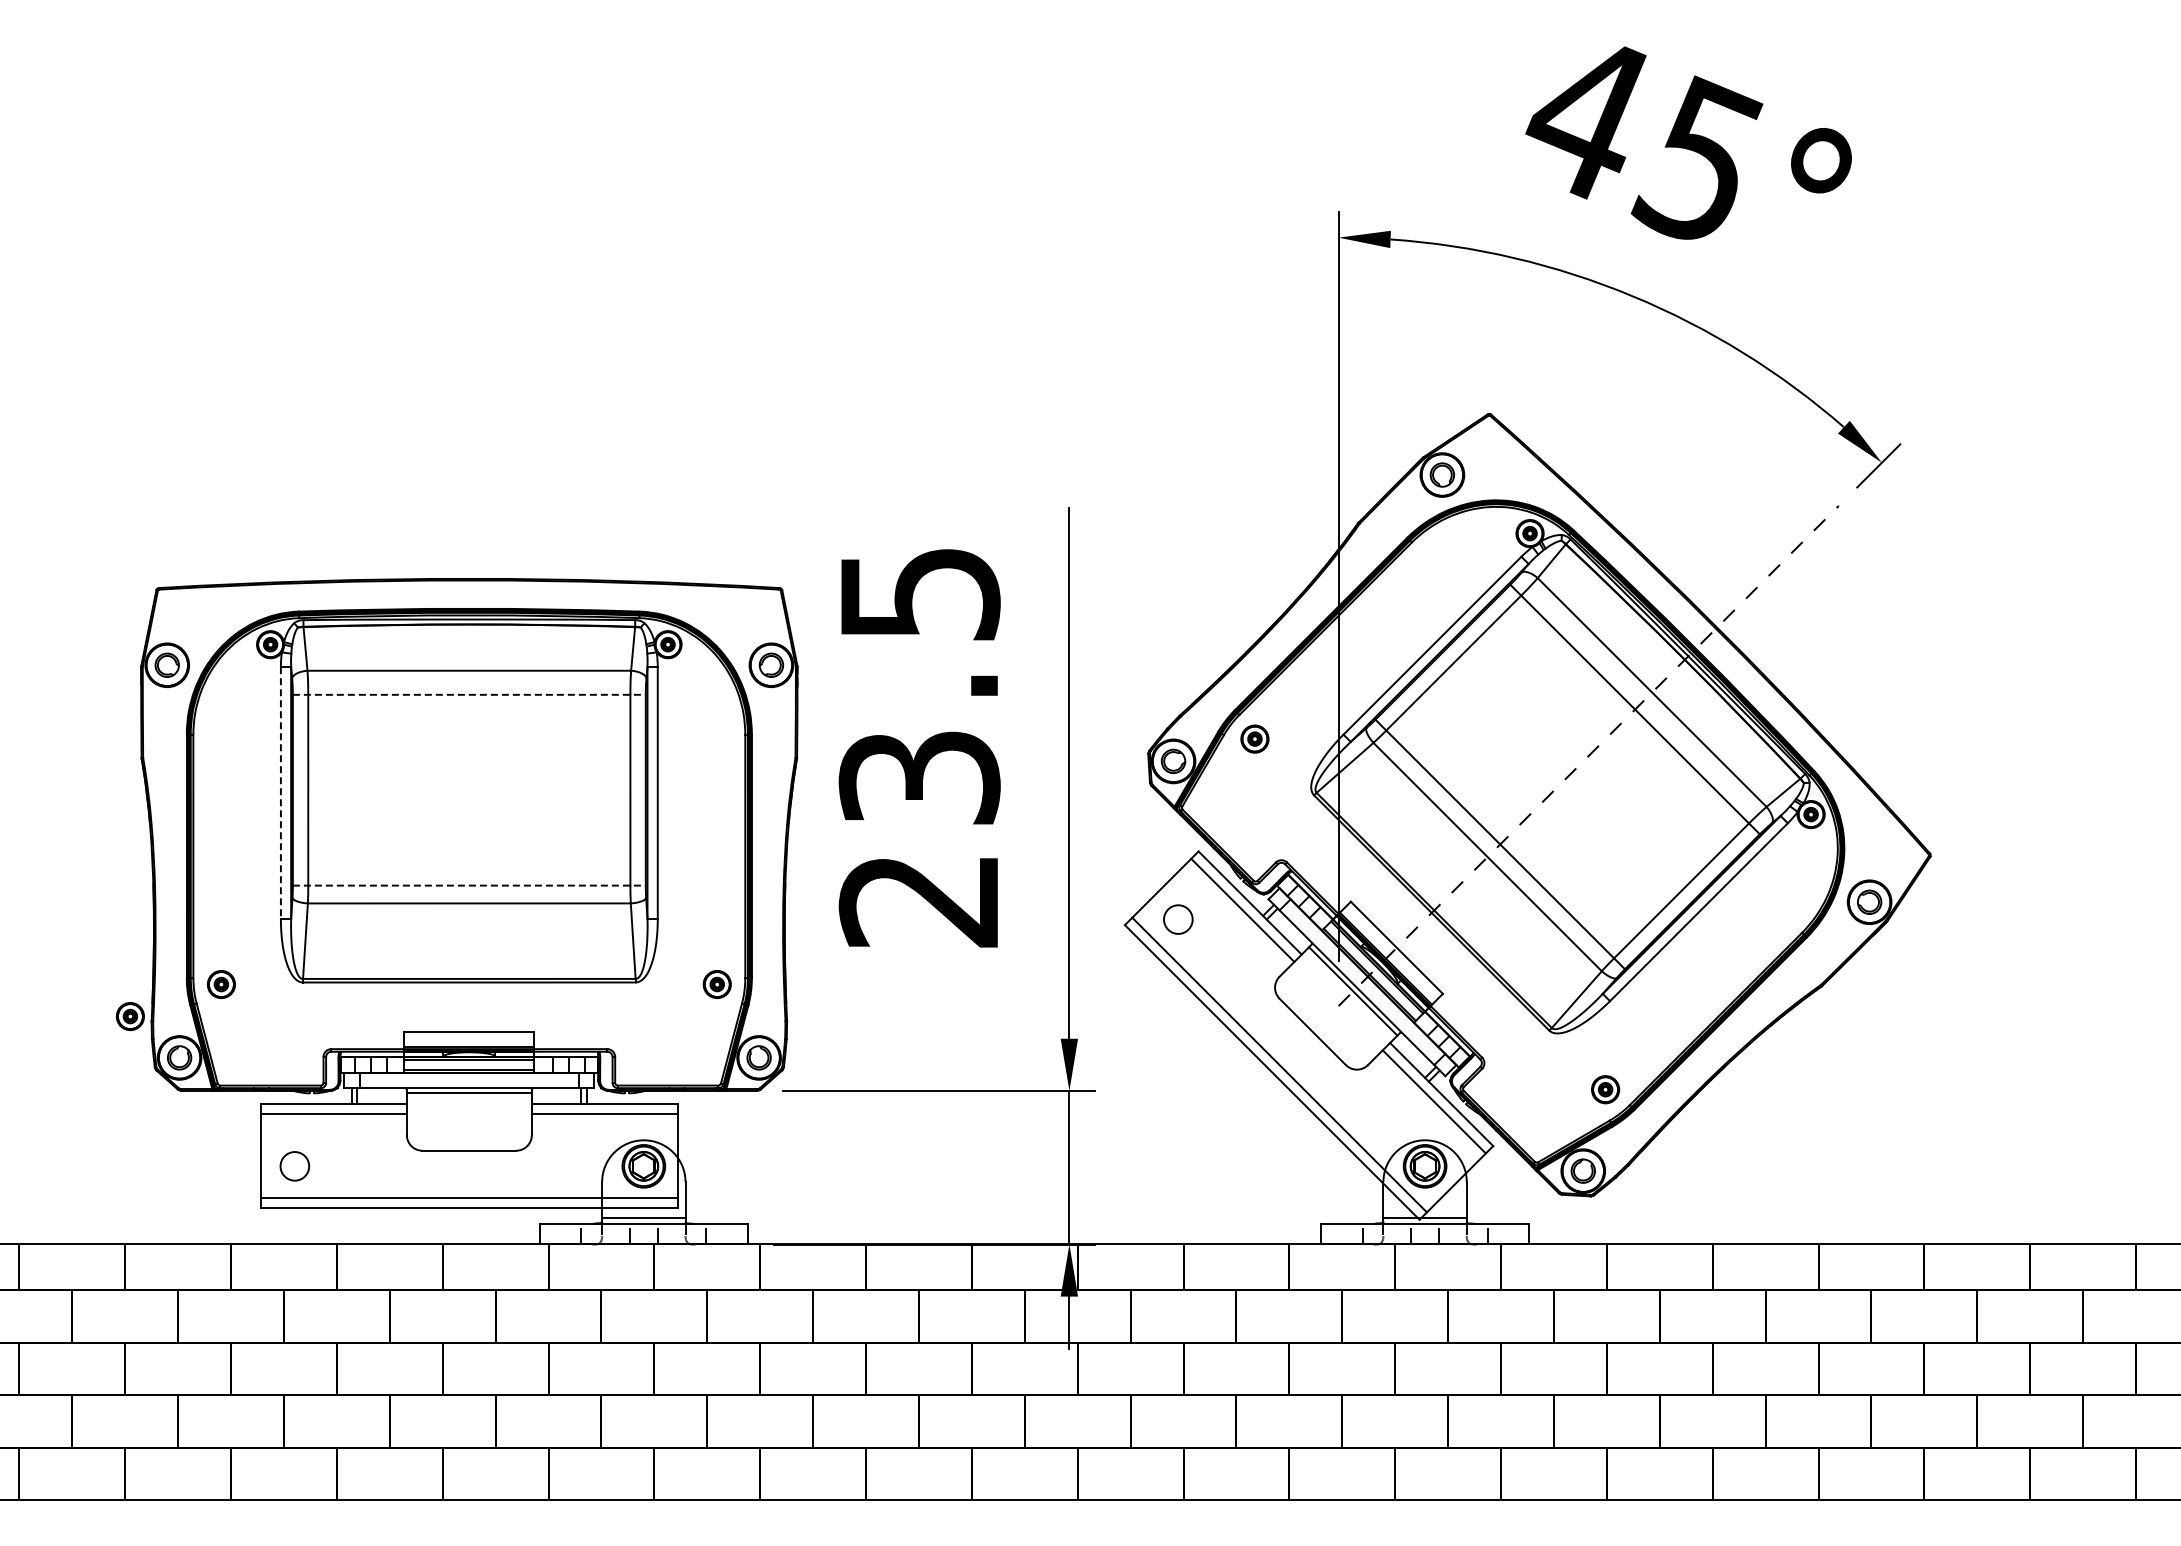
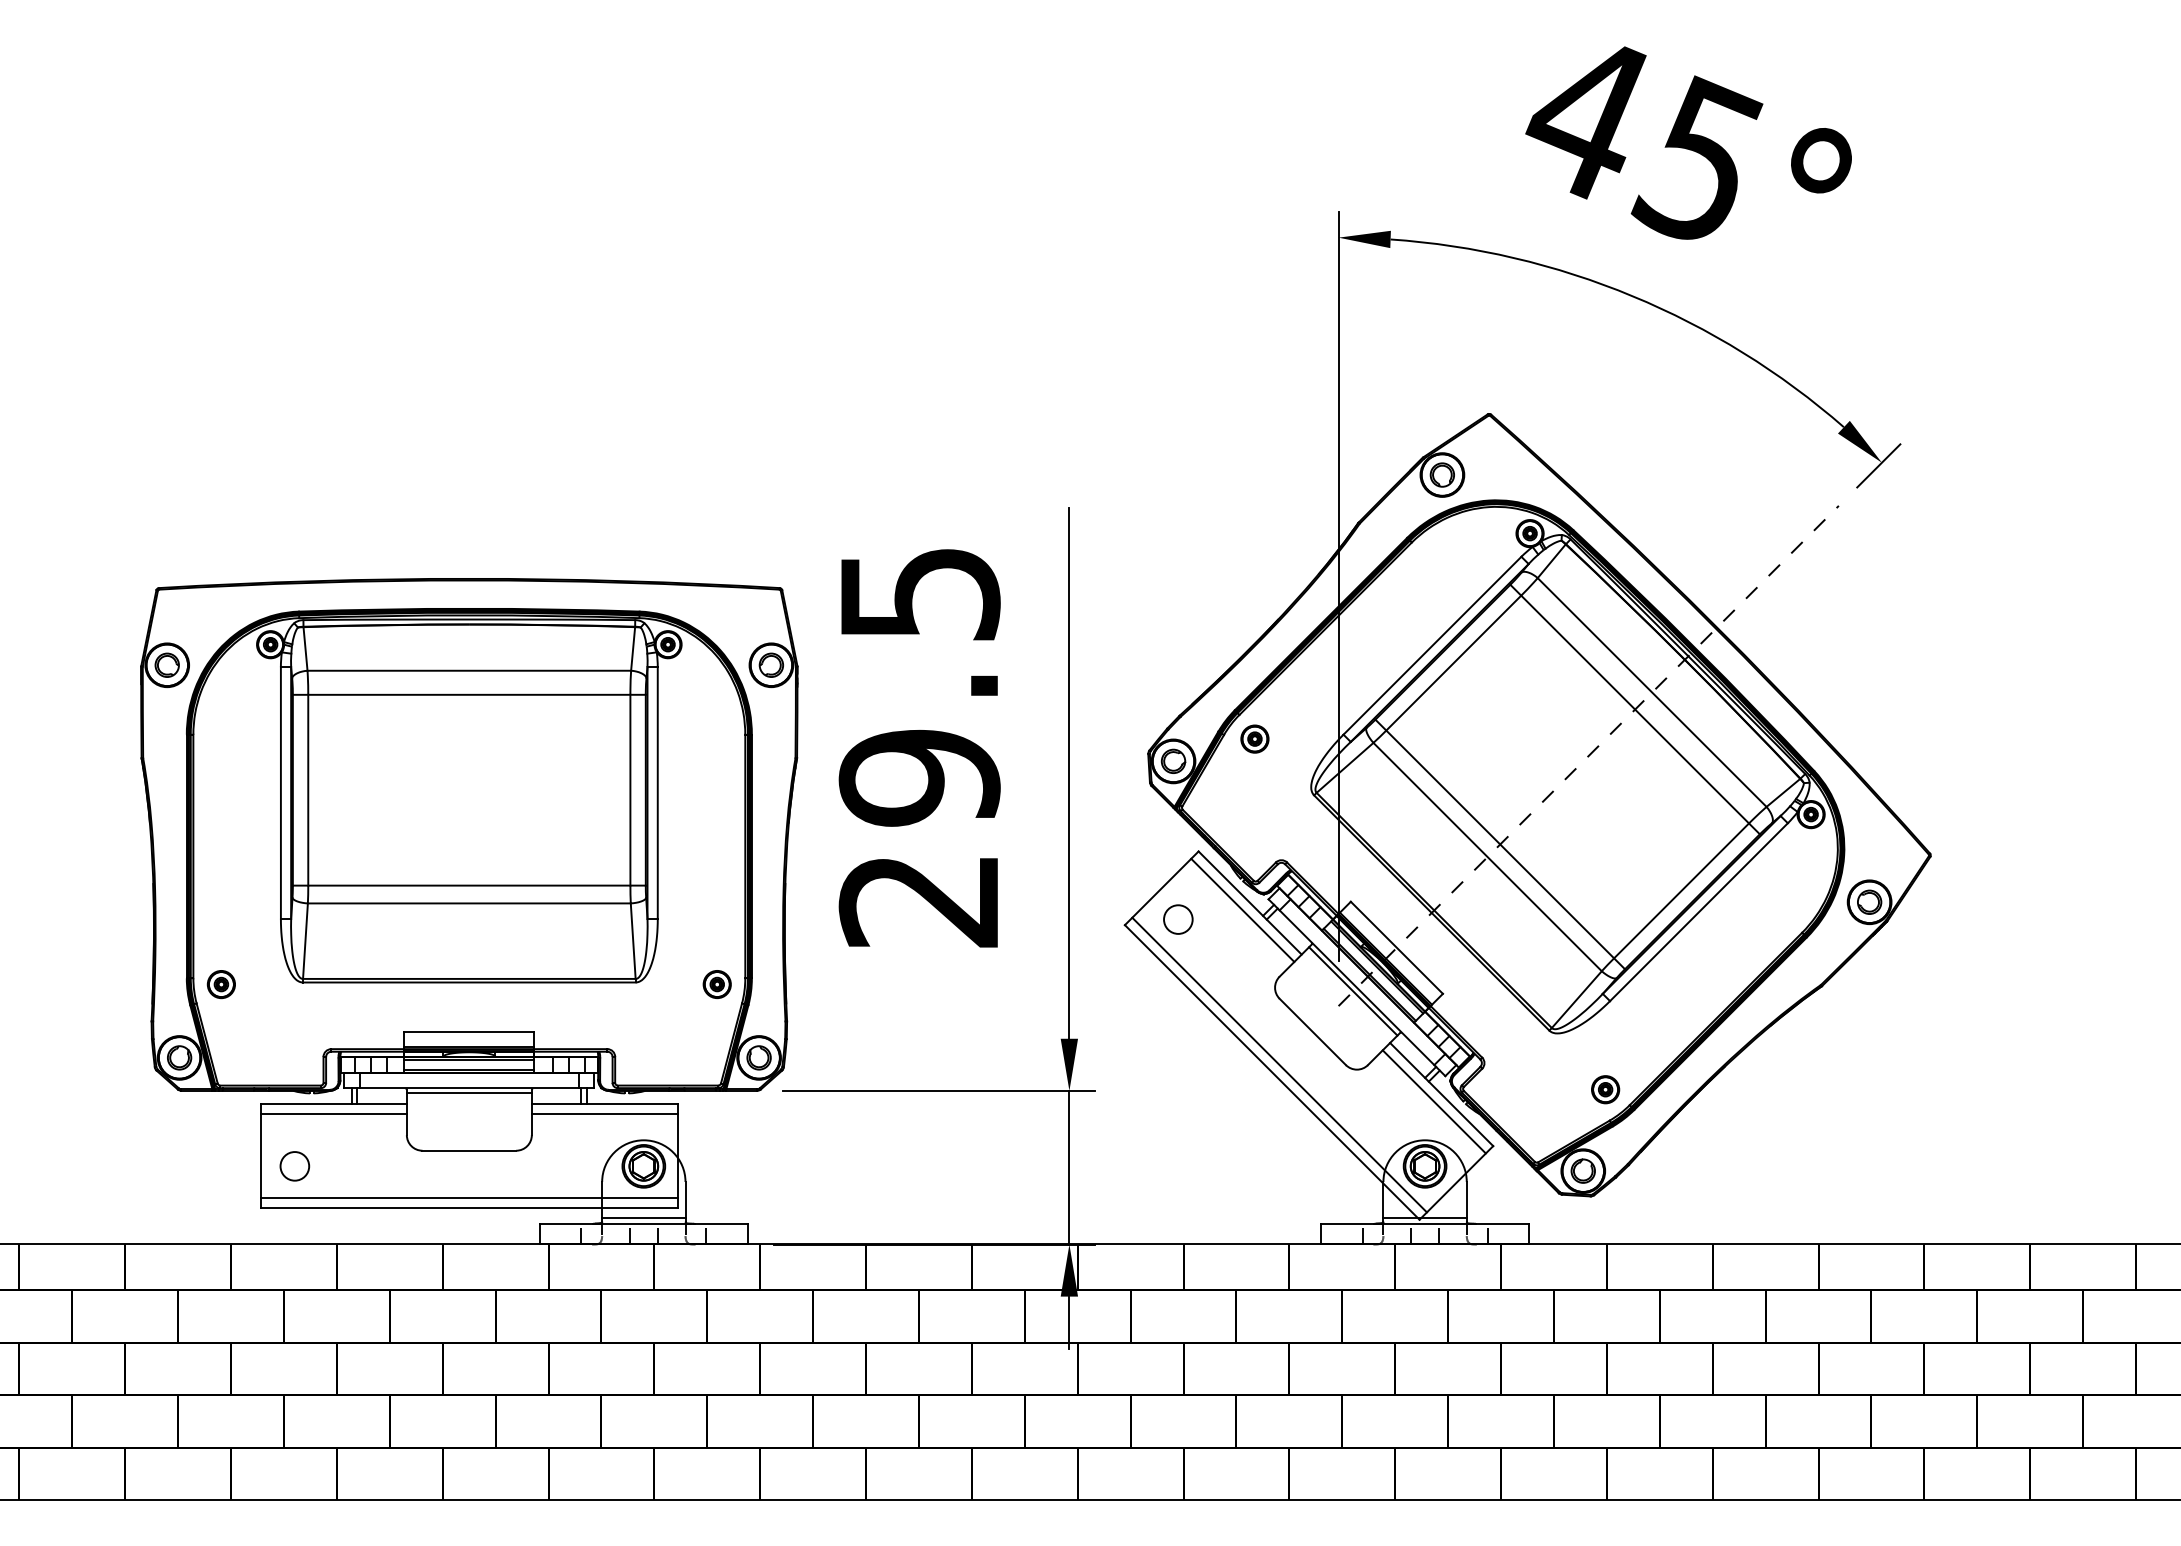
line: dashed -> solid (469, 694)
text: 23.5 -> 29.5 (919, 777)
line: dashed -> solid (280, 793)
line: dashed -> solid (469, 885)
part: present -> none (129, 1016)
